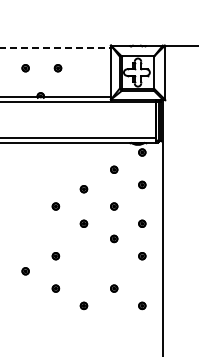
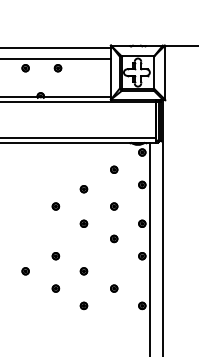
line: dashed -> solid (56, 47)
line: none -> present (56, 58)
line: none -> present (149, 247)
part: none -> present (83, 271)
